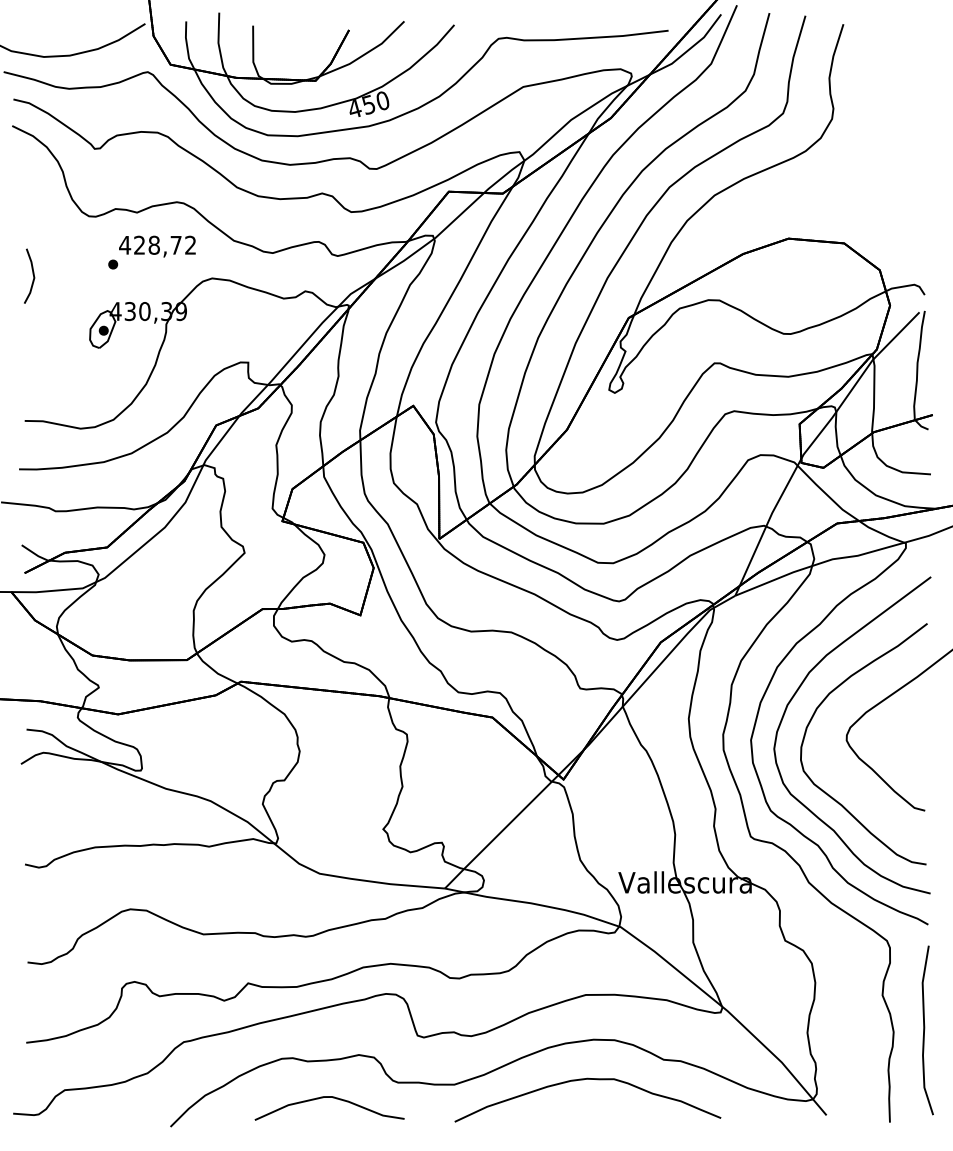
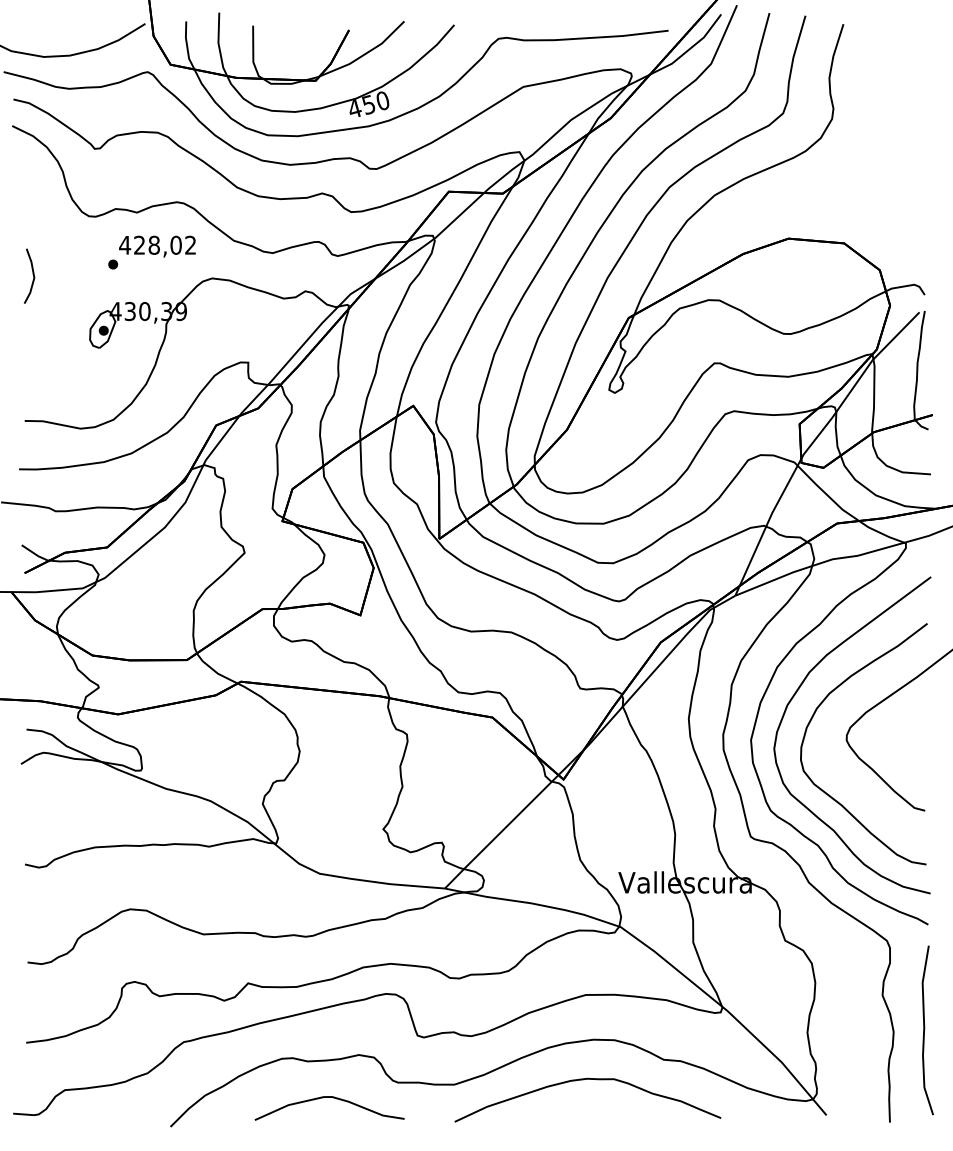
text: 428,72 -> 428,02 (175, 244)
